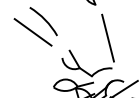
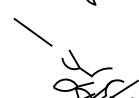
arc: present -> none (44, 20)
line: present -> none (107, 37)
